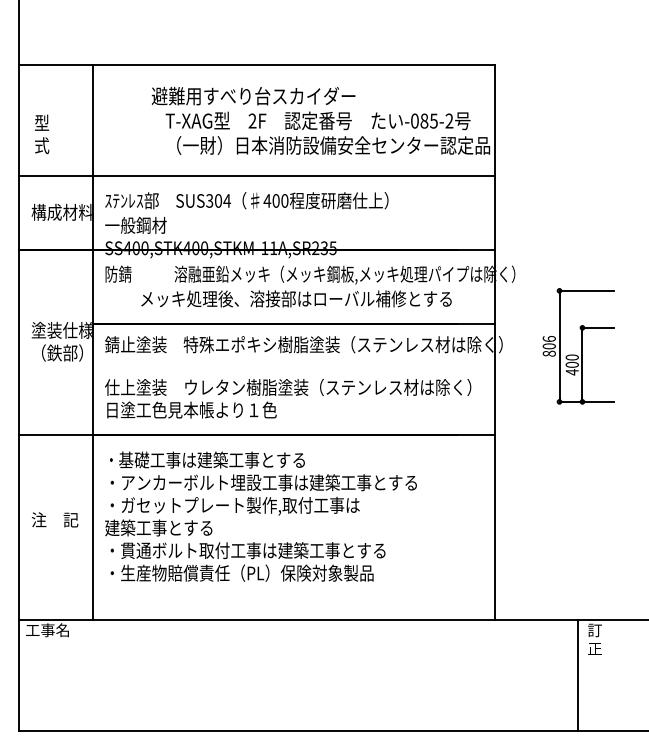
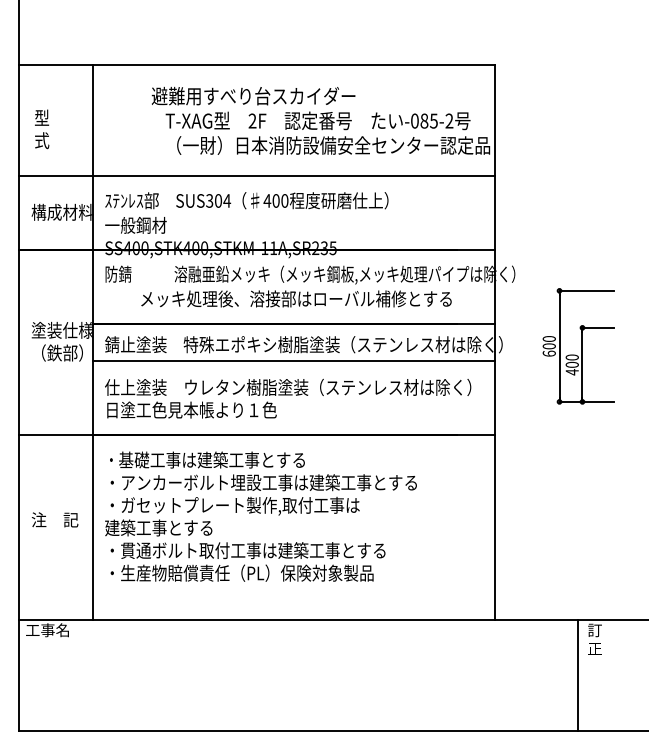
text position: (42, 134) -> (42, 129) (42, 129)
text: 806 -> 600 (548, 346)
line: none -> present (293, 361)
